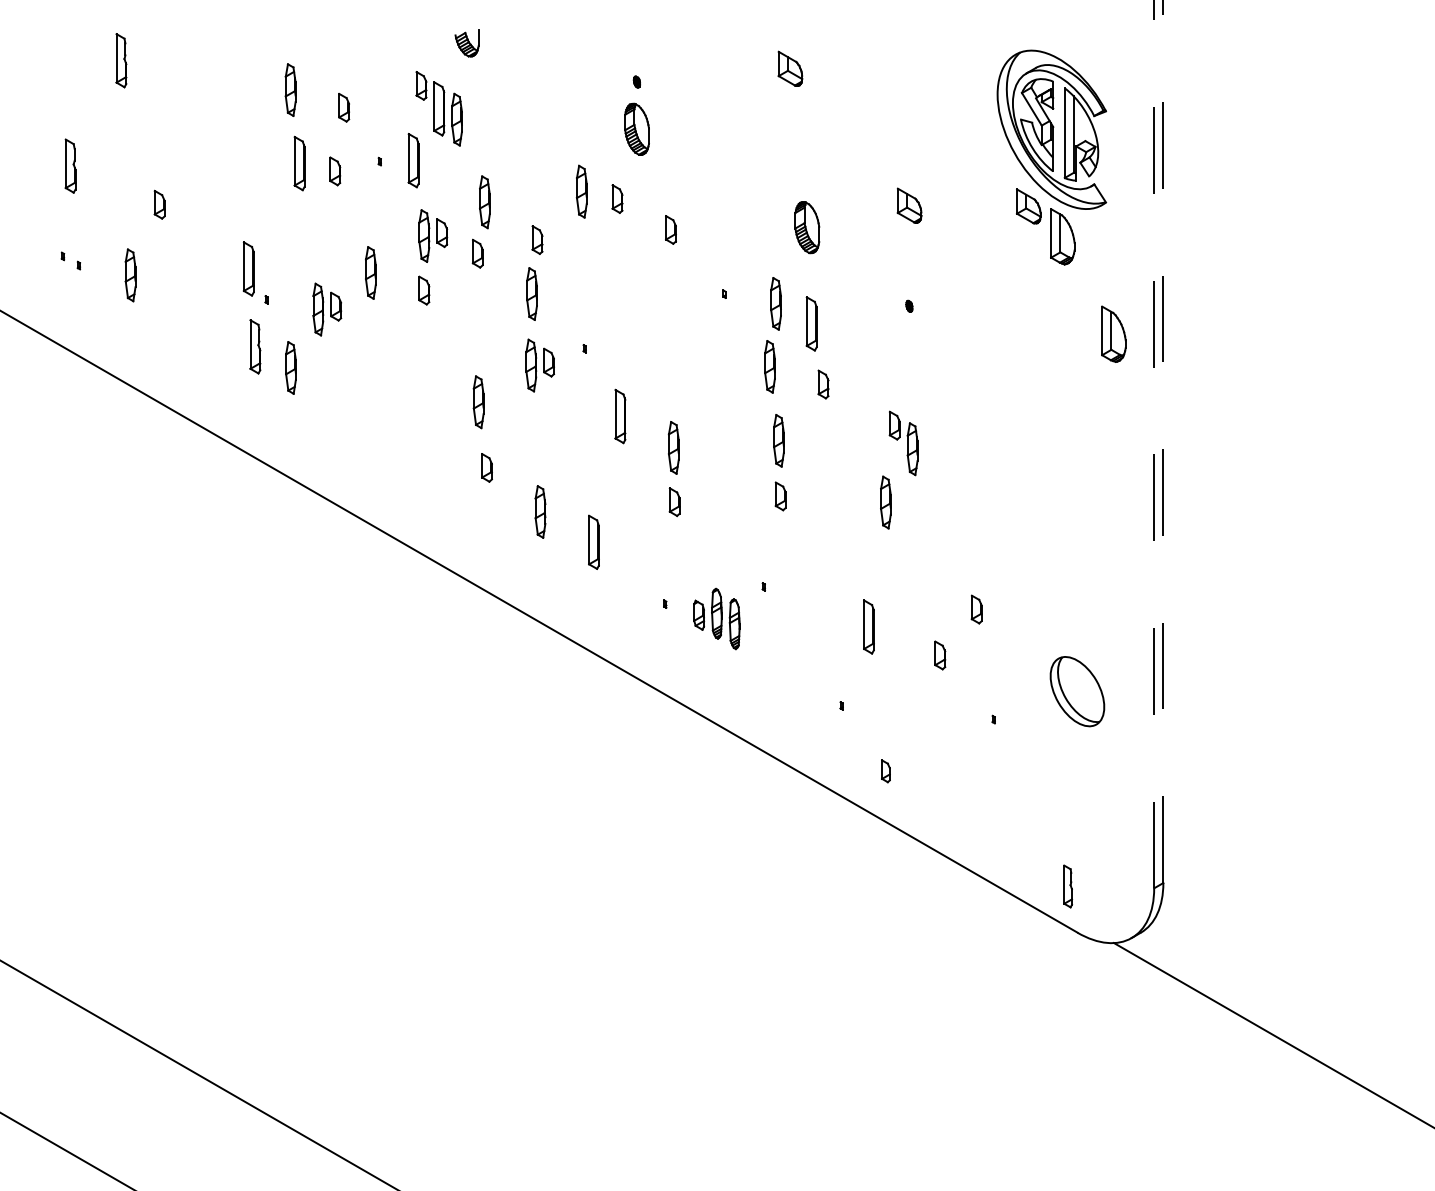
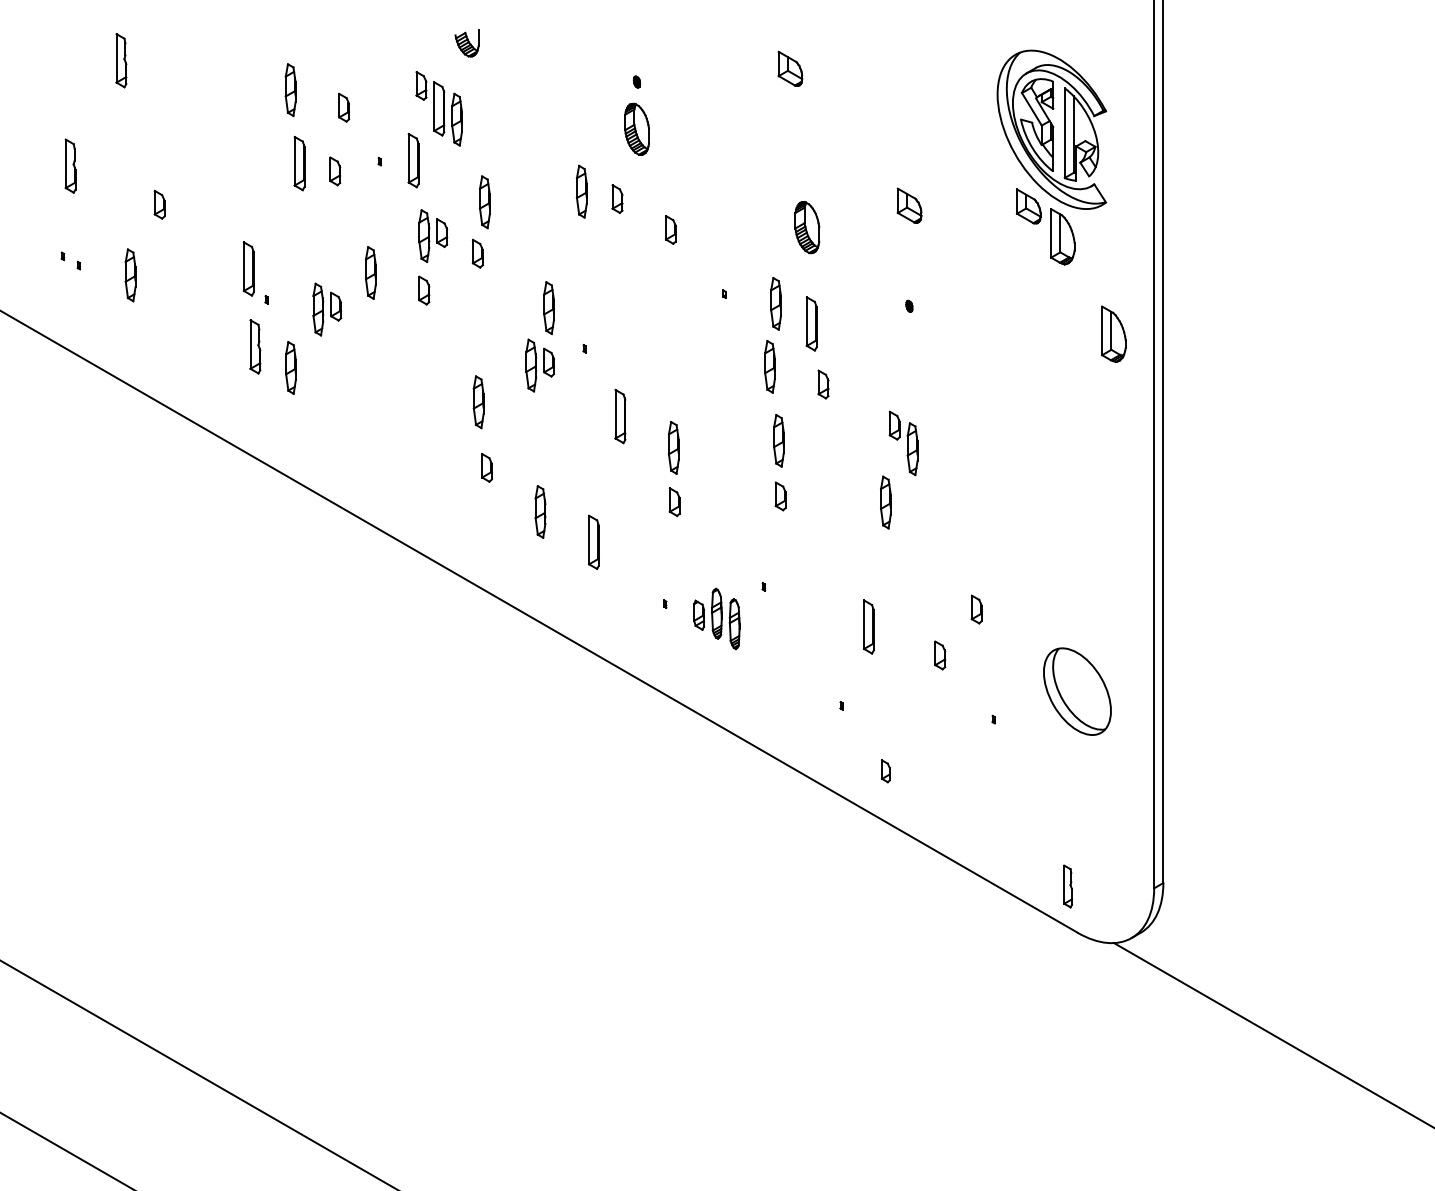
part: present -> none (537, 239)
part position: (531, 293) -> (548, 307) (548, 307)
line: dashed -> solid (1163, 441)
line: dashed -> solid (1154, 444)
part size: 57x72 px -> 69x89 px (1077, 691)
